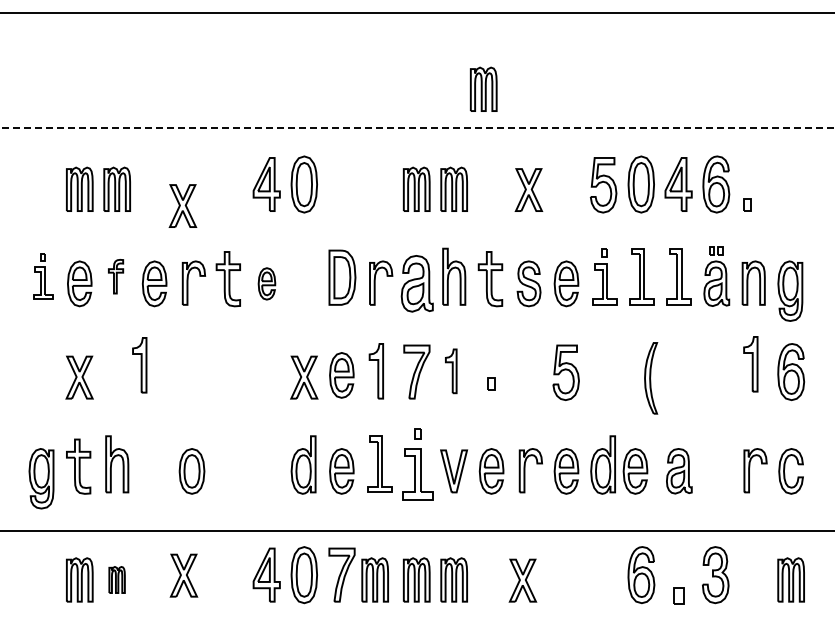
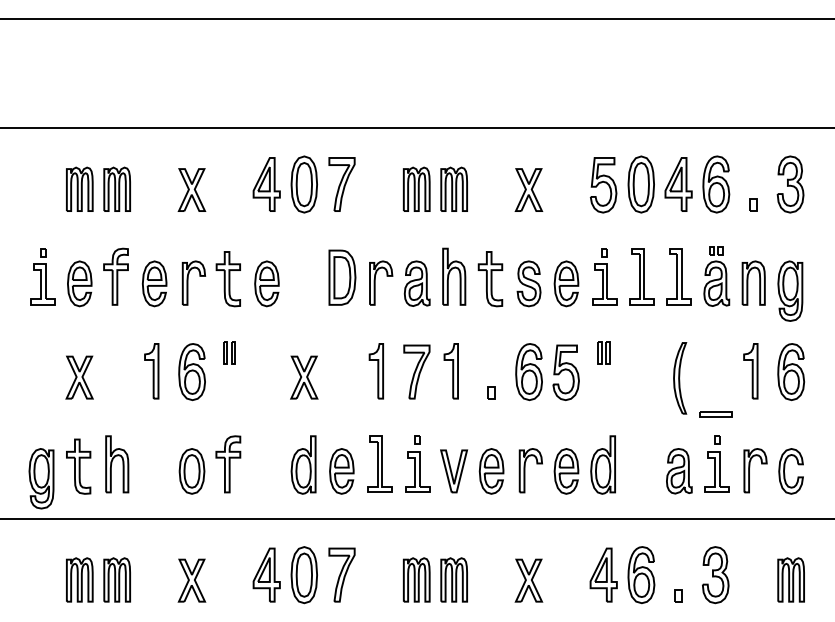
line position: (416, 12) -> (416, 18) (416, 18)
part: present -> none (483, 88)
line: dashed -> solid (417, 128)
part: none -> present (341, 184)
part: none -> present (790, 184)
part position: (747, 204) -> (753, 204) (753, 204)
part position: (182, 205) -> (191, 189) (191, 189)
part size: 21x47 px -> 26x58 px (42, 276)
part size: 17x36 px -> 26x59 px (115, 276)
part size: 20x34 px -> 26x48 px (266, 283)
part size: 34x58 px -> 28x47 px (416, 283)
part: none -> present (229, 352)
part: none -> present (603, 352)
part position: (750, 364) -> (750, 371) (750, 371)
part position: (139, 365) -> (151, 371) (151, 371)
part size: 13x47 px -> 16x57 px (450, 371)
part: none -> present (191, 372)
part: none -> present (528, 372)
part: present -> none (341, 375)
part position: (651, 378) -> (680, 378) (680, 378)
part position: (491, 383) -> (491, 392) (491, 392)
part: none -> present (715, 414)
part: none -> present (716, 463)
part: none -> present (228, 464)
part size: 32x73 px -> 26x58 px (417, 463)
part: present -> none (635, 471)
line position: (416, 530) -> (416, 518) (416, 518)
part: none -> present (603, 574)
part position: (183, 575) -> (191, 580) (191, 580)
part size: 18x28 px -> 28x46 px (116, 579)
part: present -> none (374, 579)
part position: (522, 580) -> (528, 580) (528, 580)
part size: 12x18 px -> 9x14 px (678, 595)
